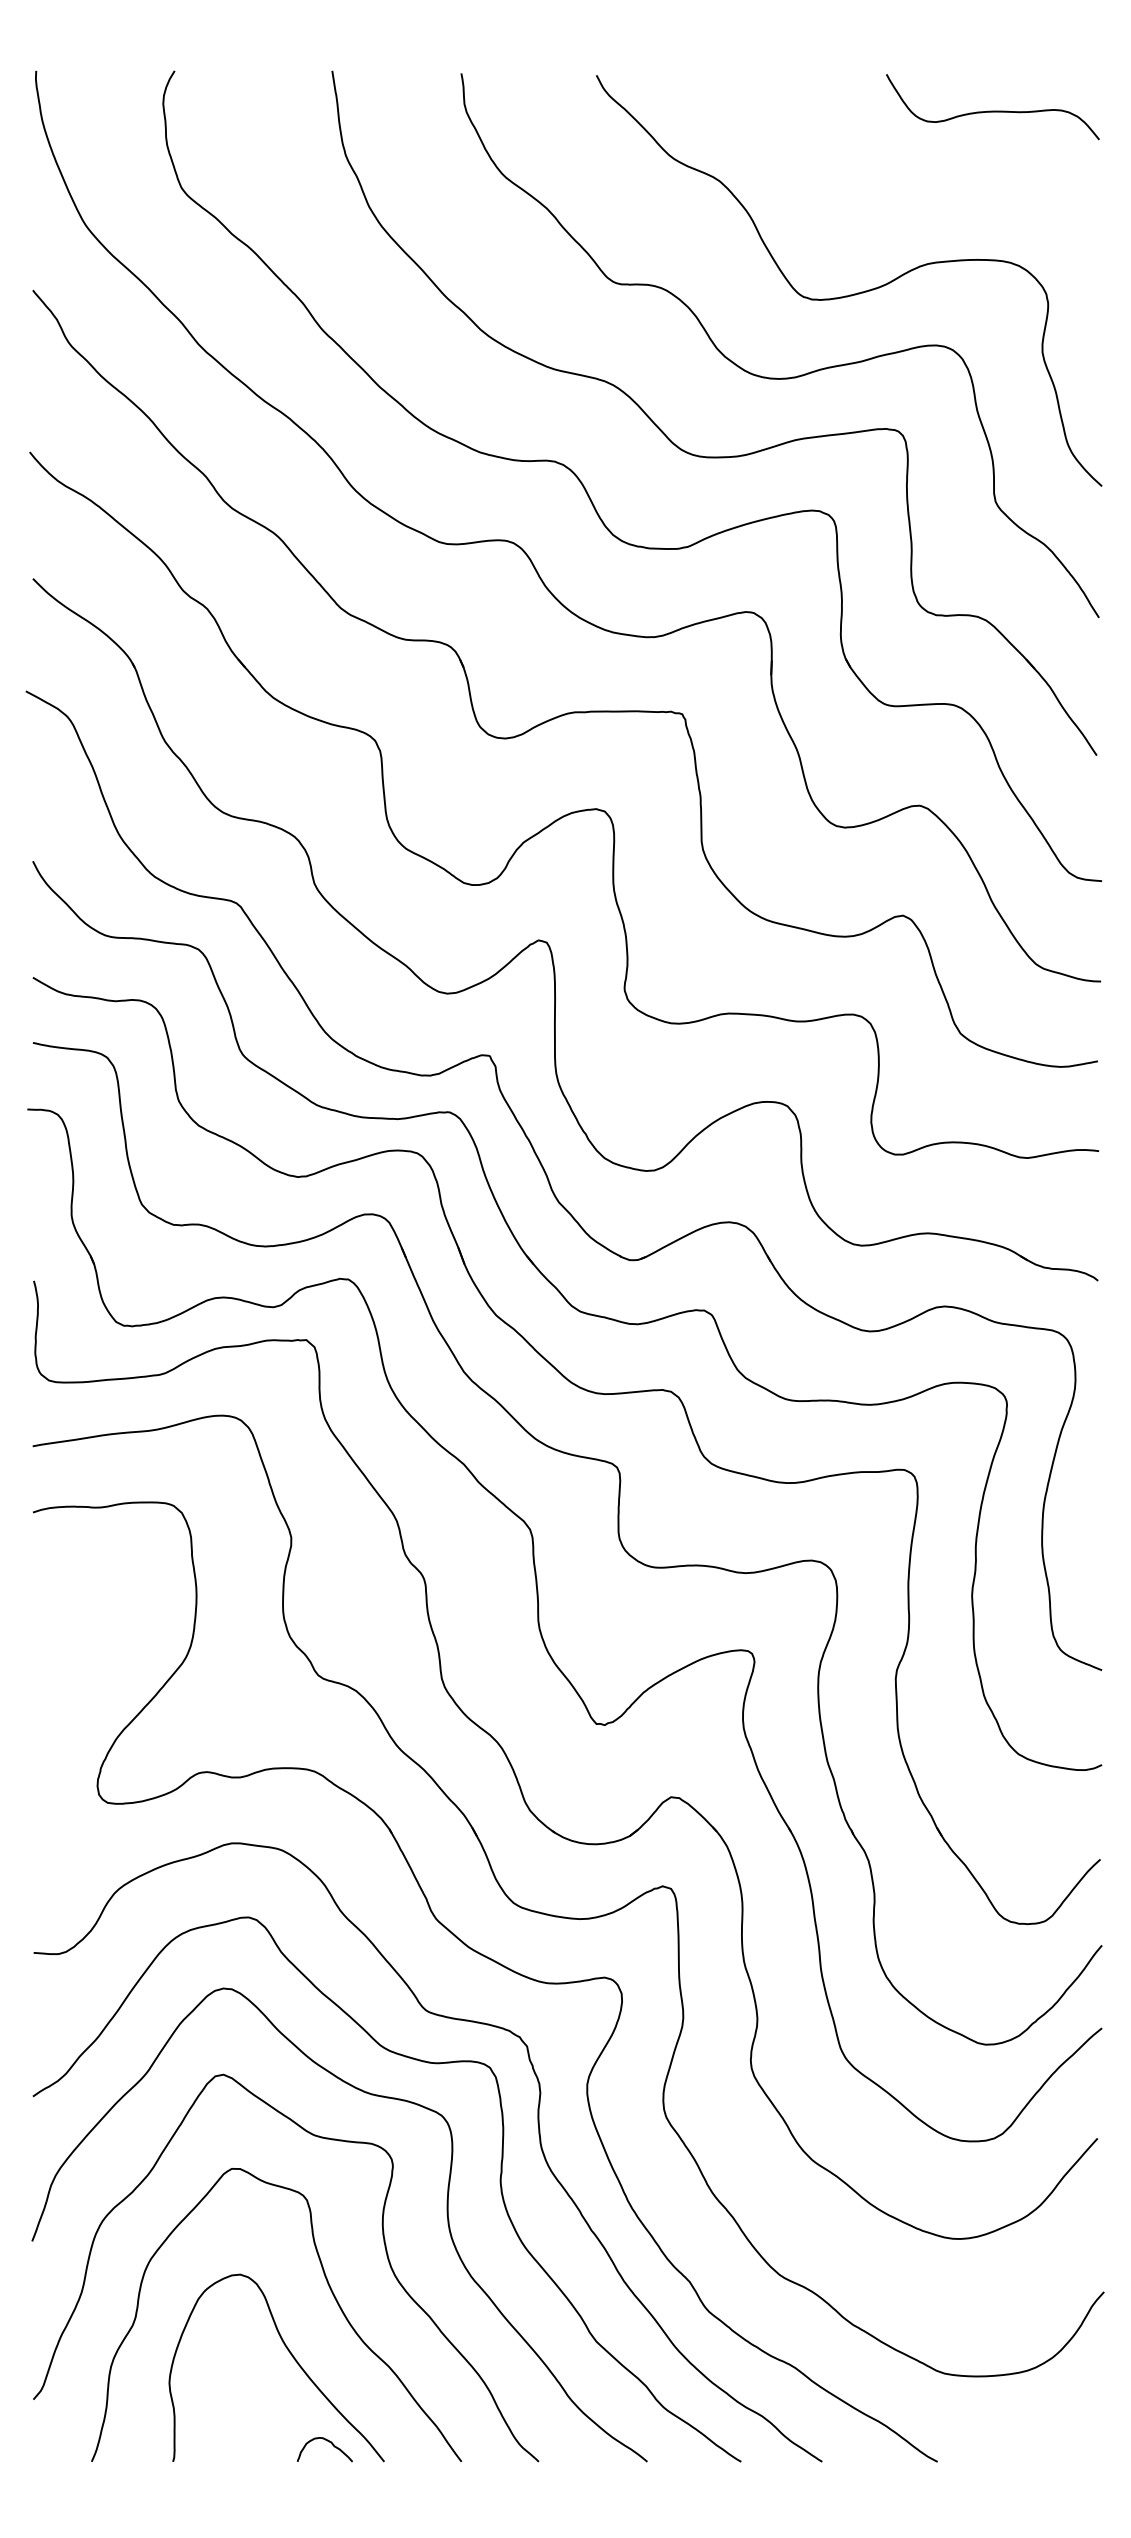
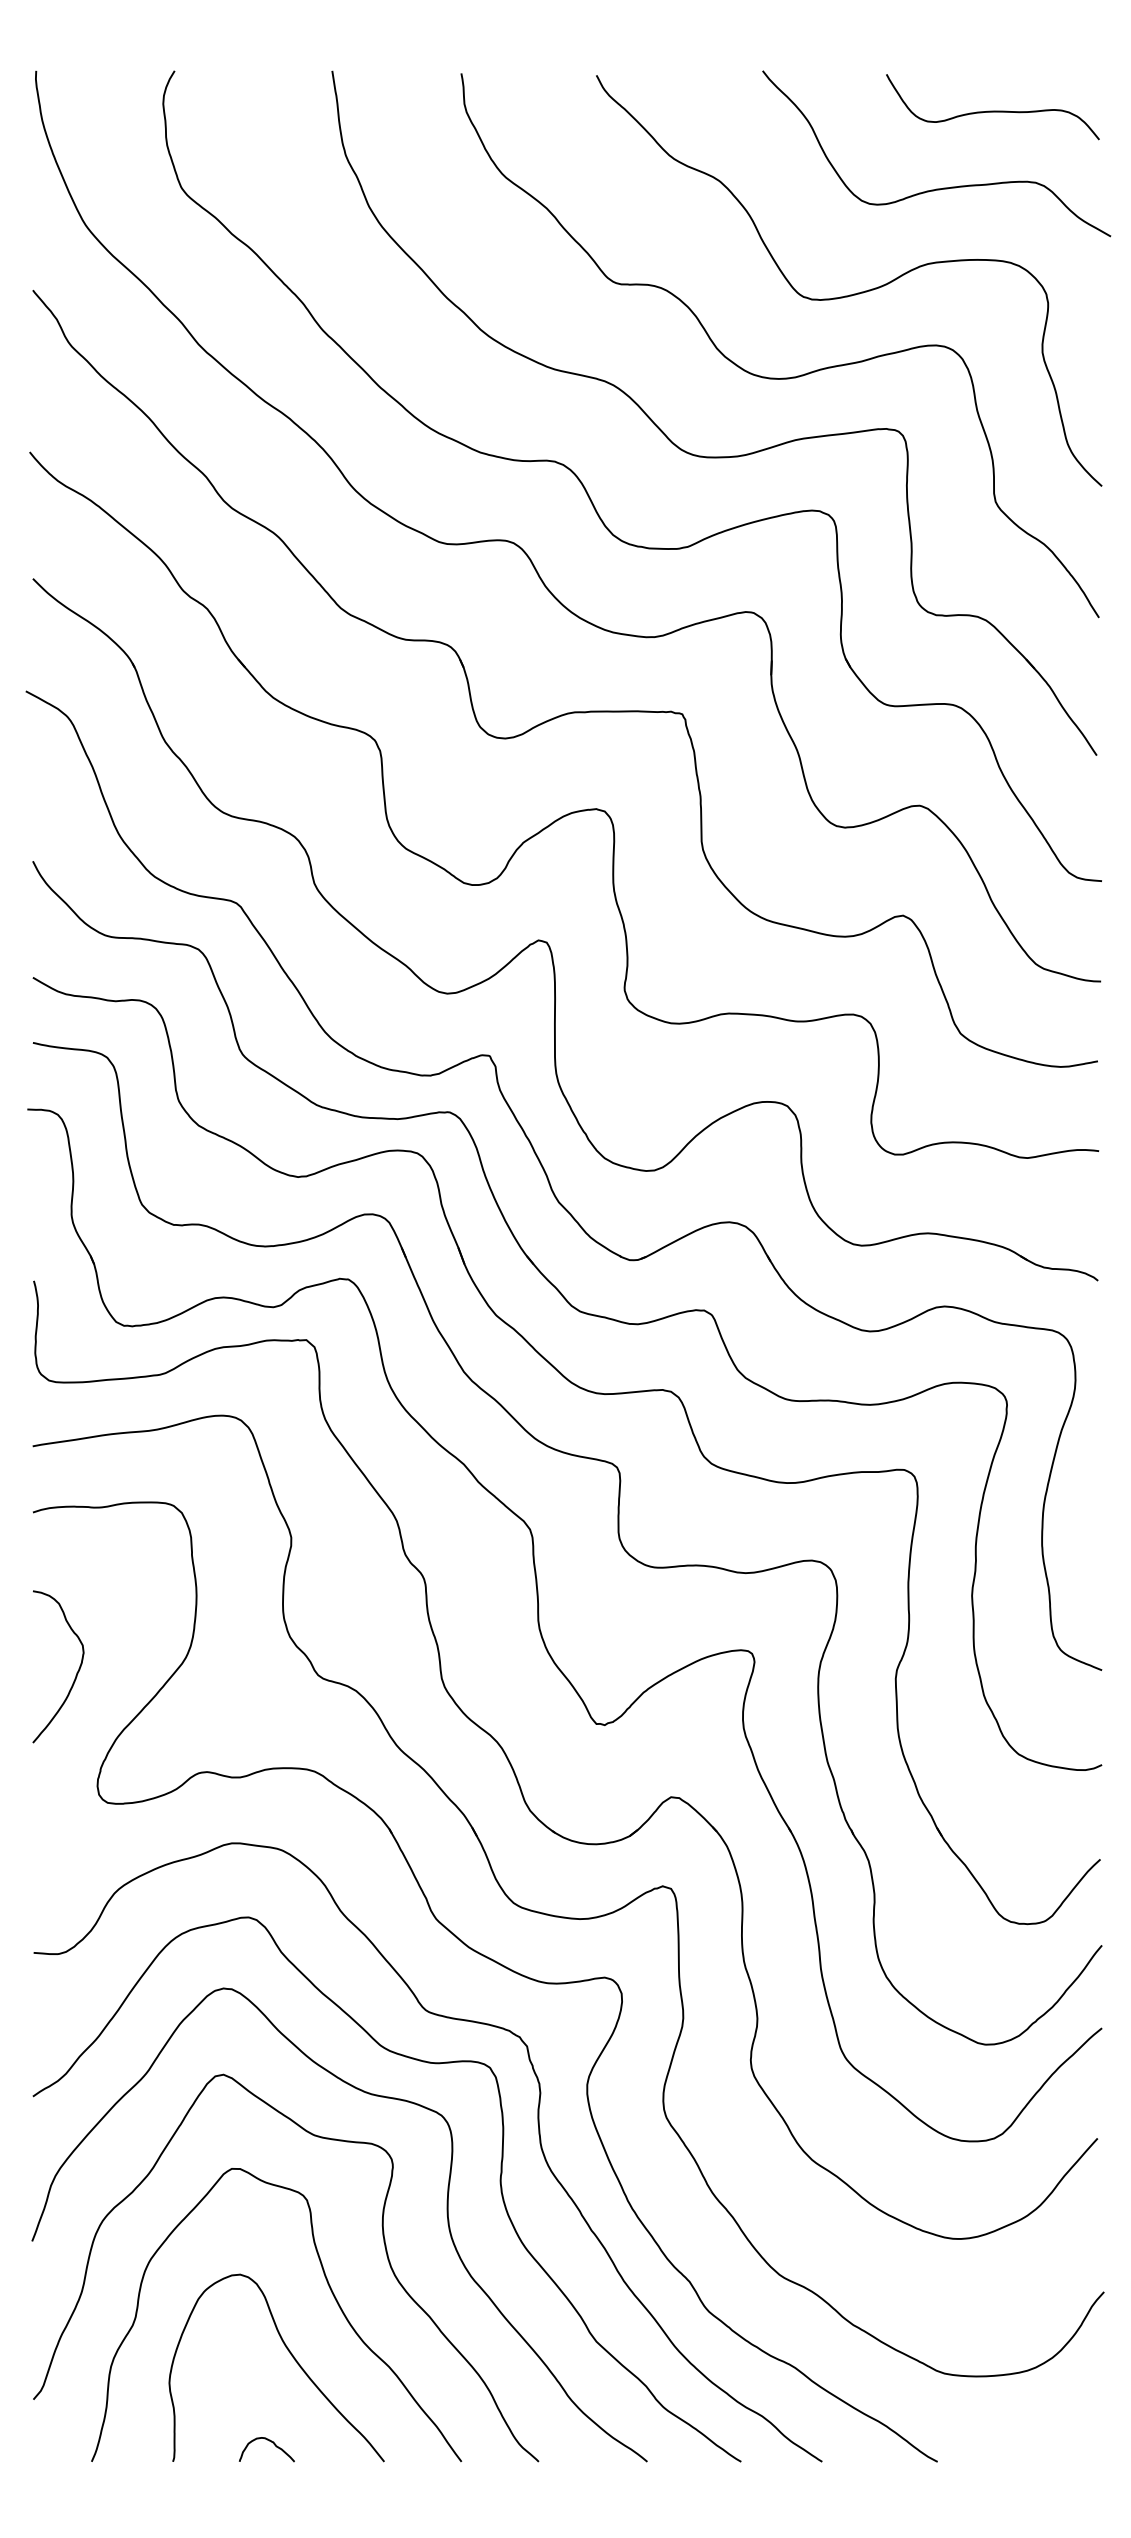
curve: none -> present (943, 187)
curve: none -> present (76, 1672)
curve position: (330, 2443) -> (272, 2443) (272, 2443)
